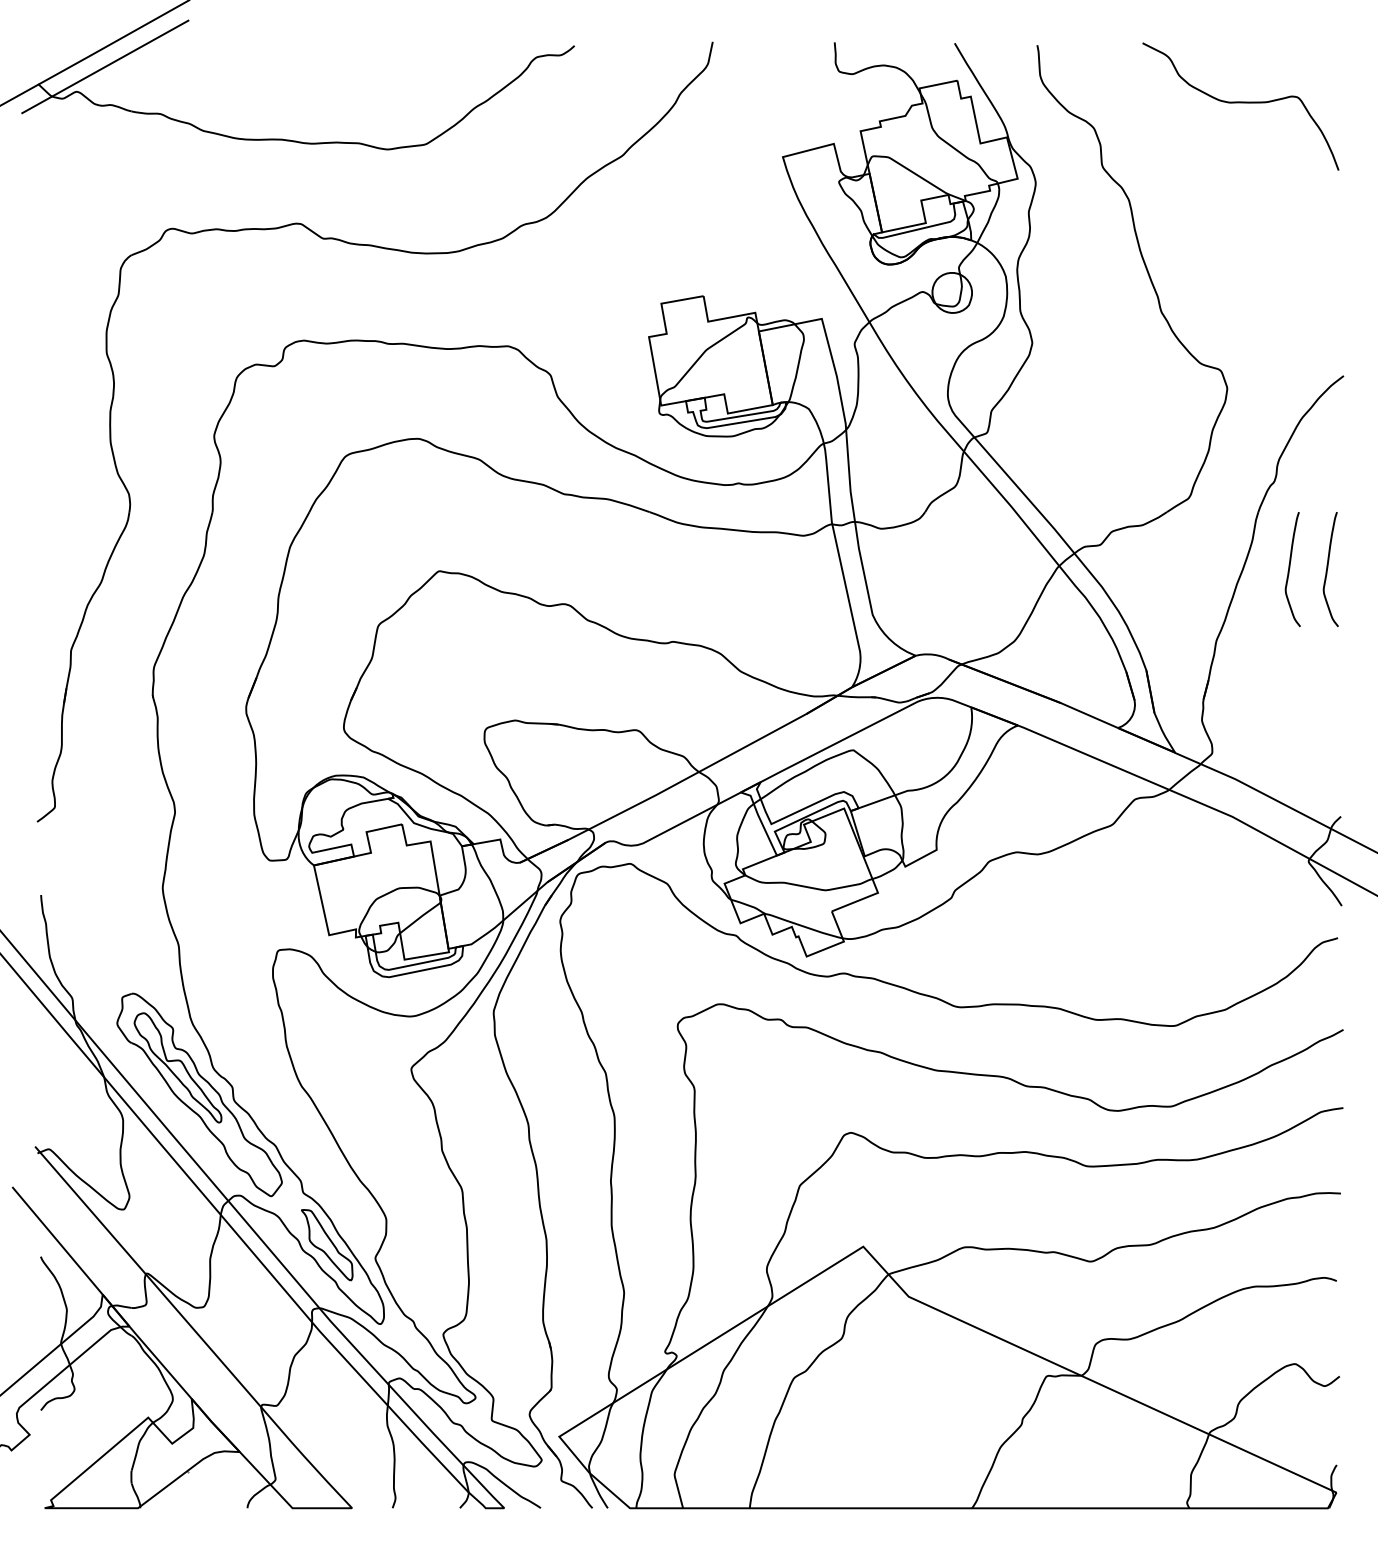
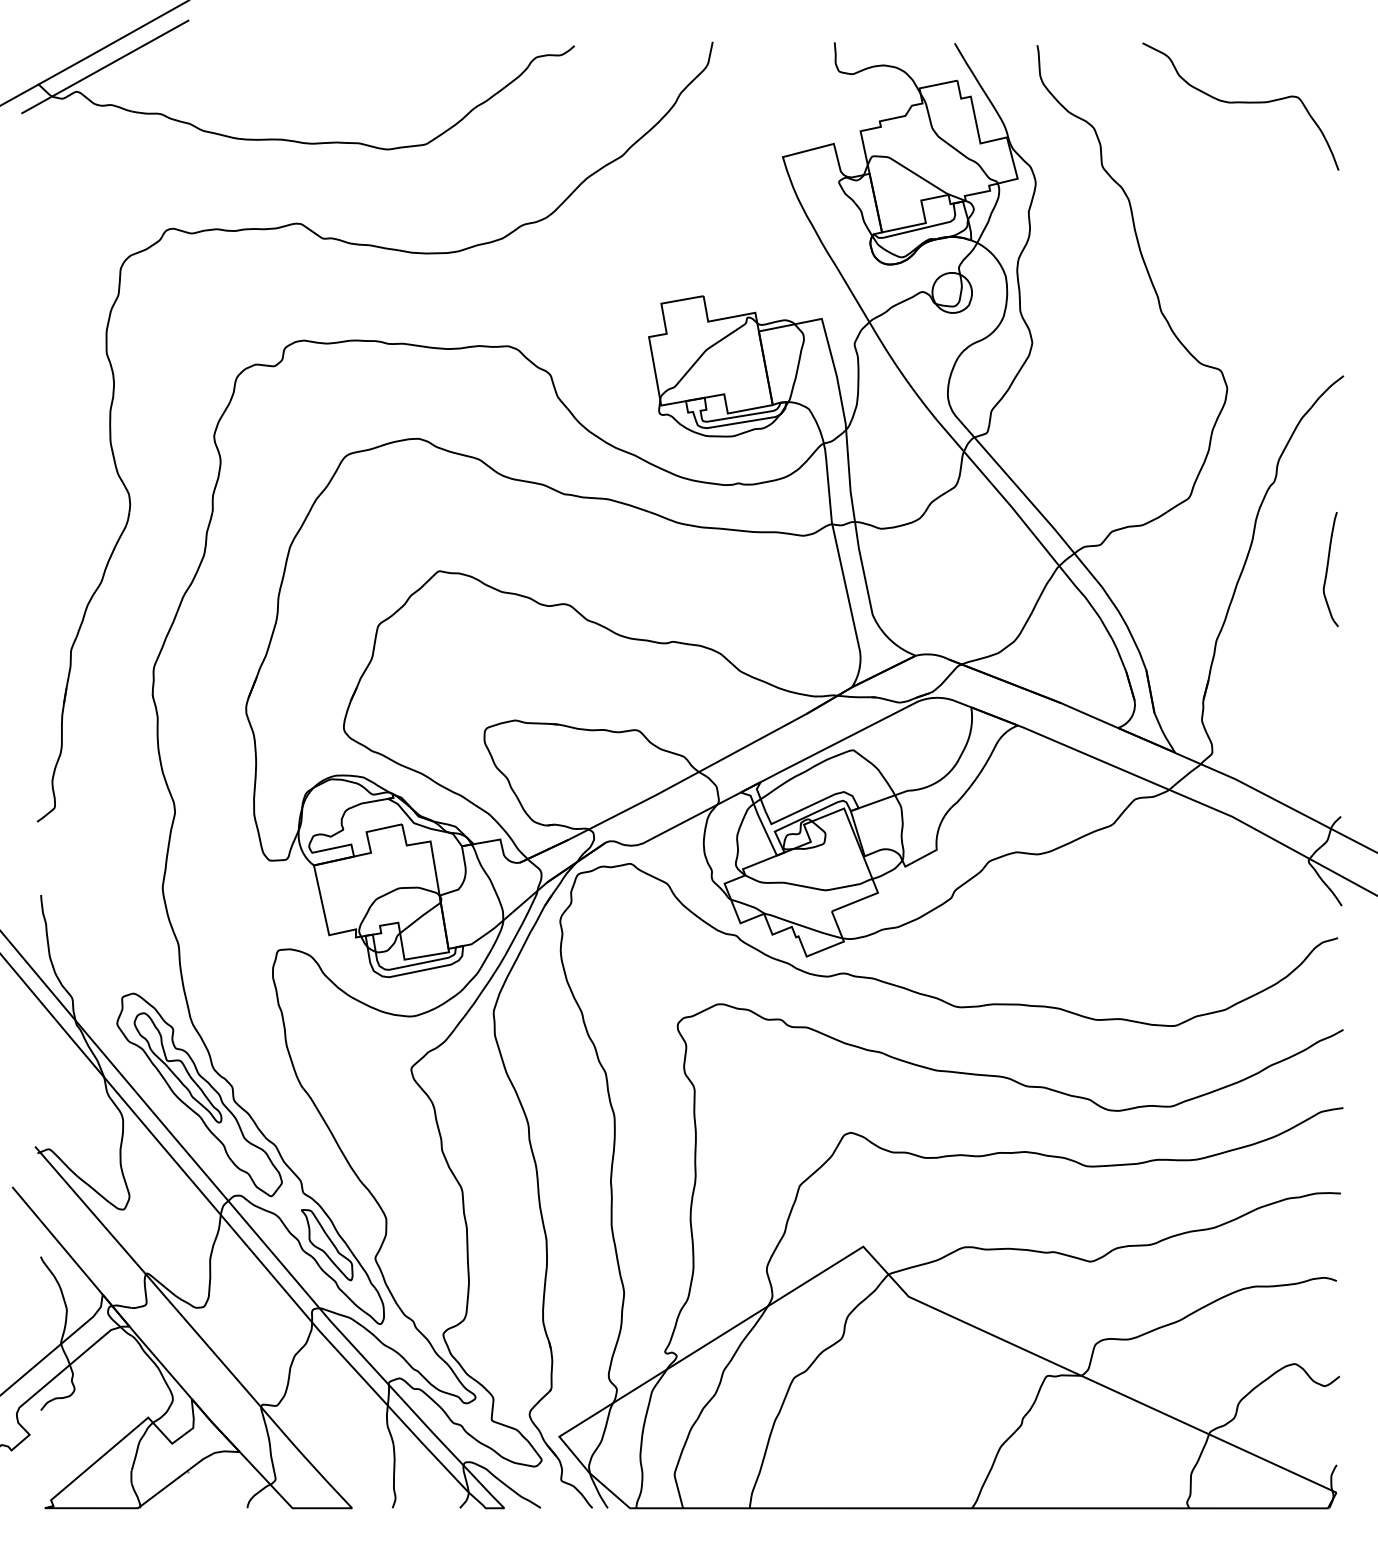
curve: present -> none (1290, 568)
